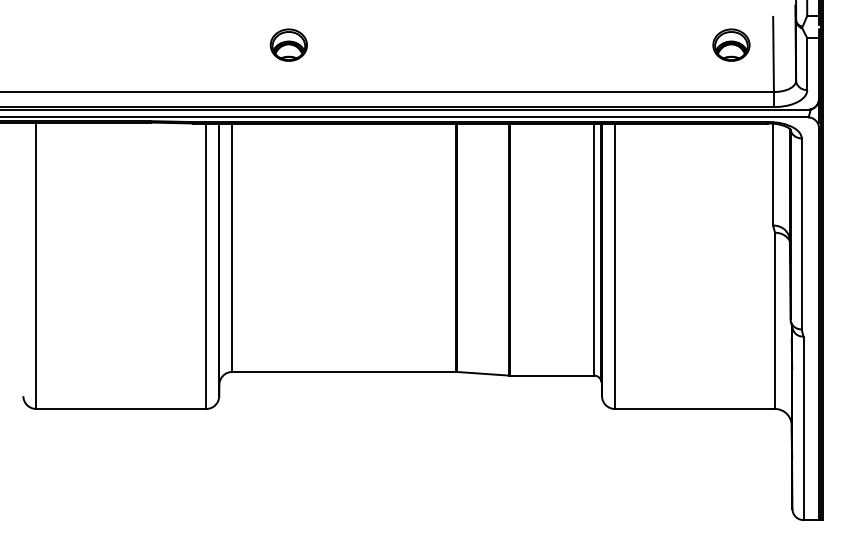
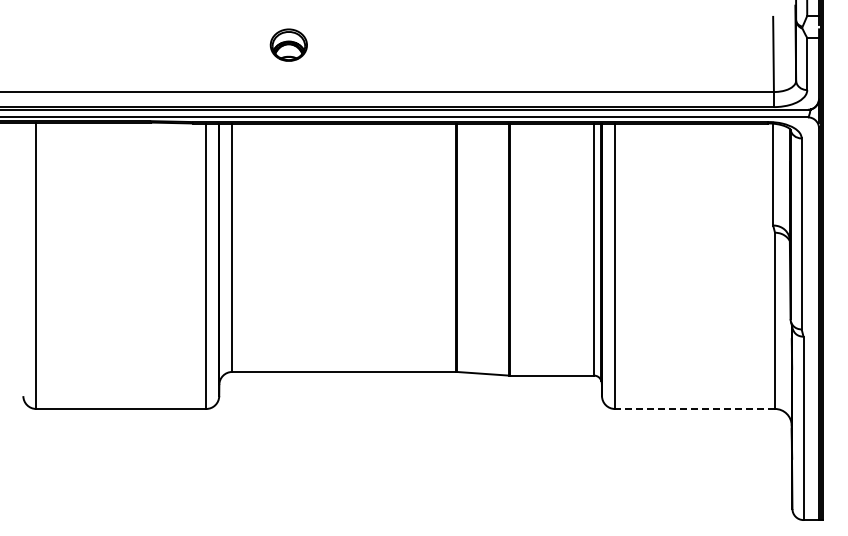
part: present -> none (731, 44)
line: solid -> dashed (694, 408)
